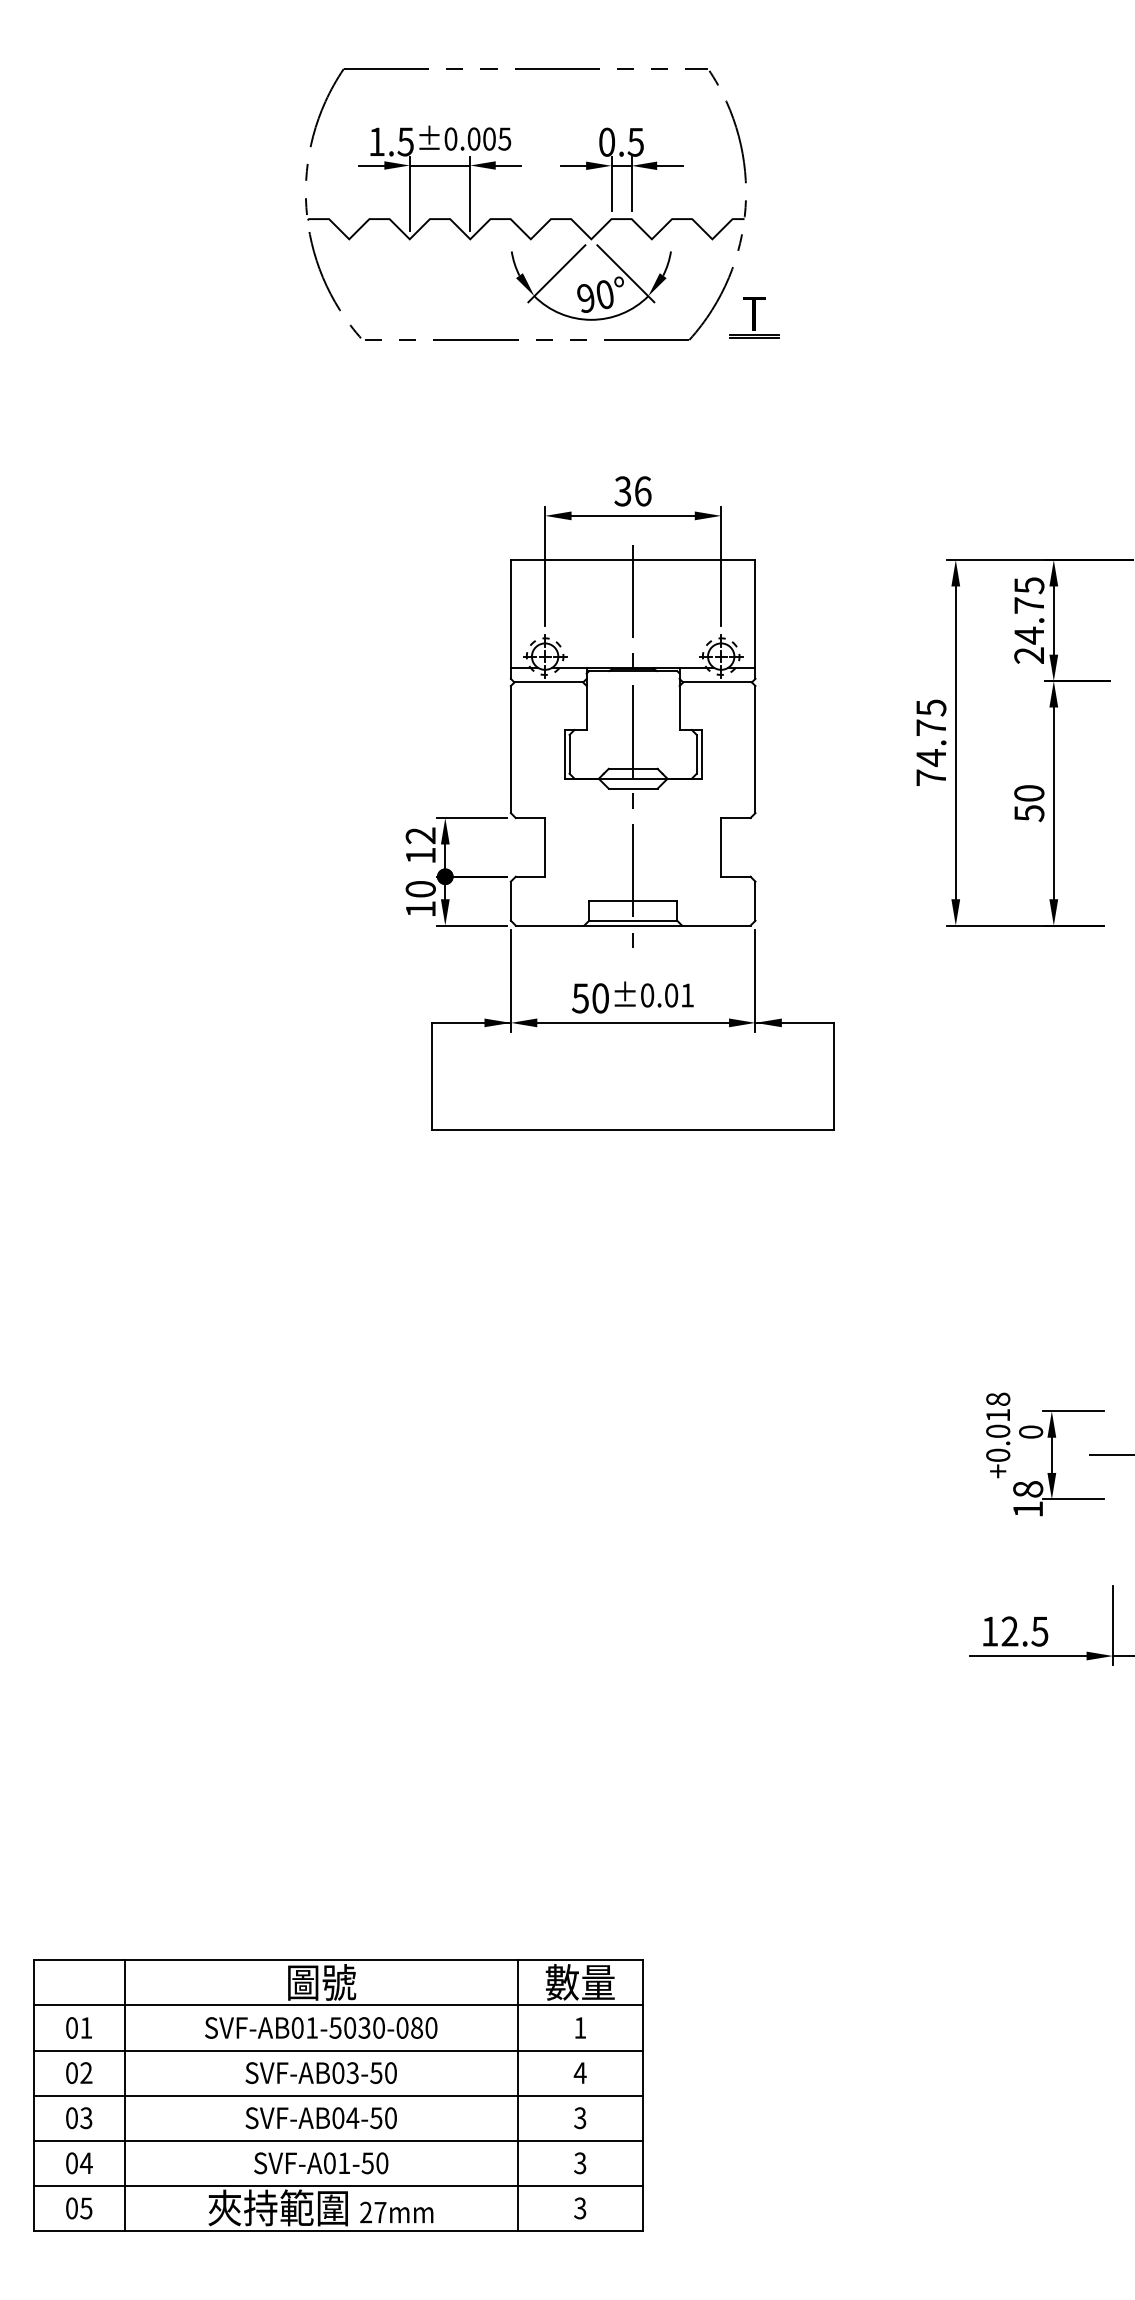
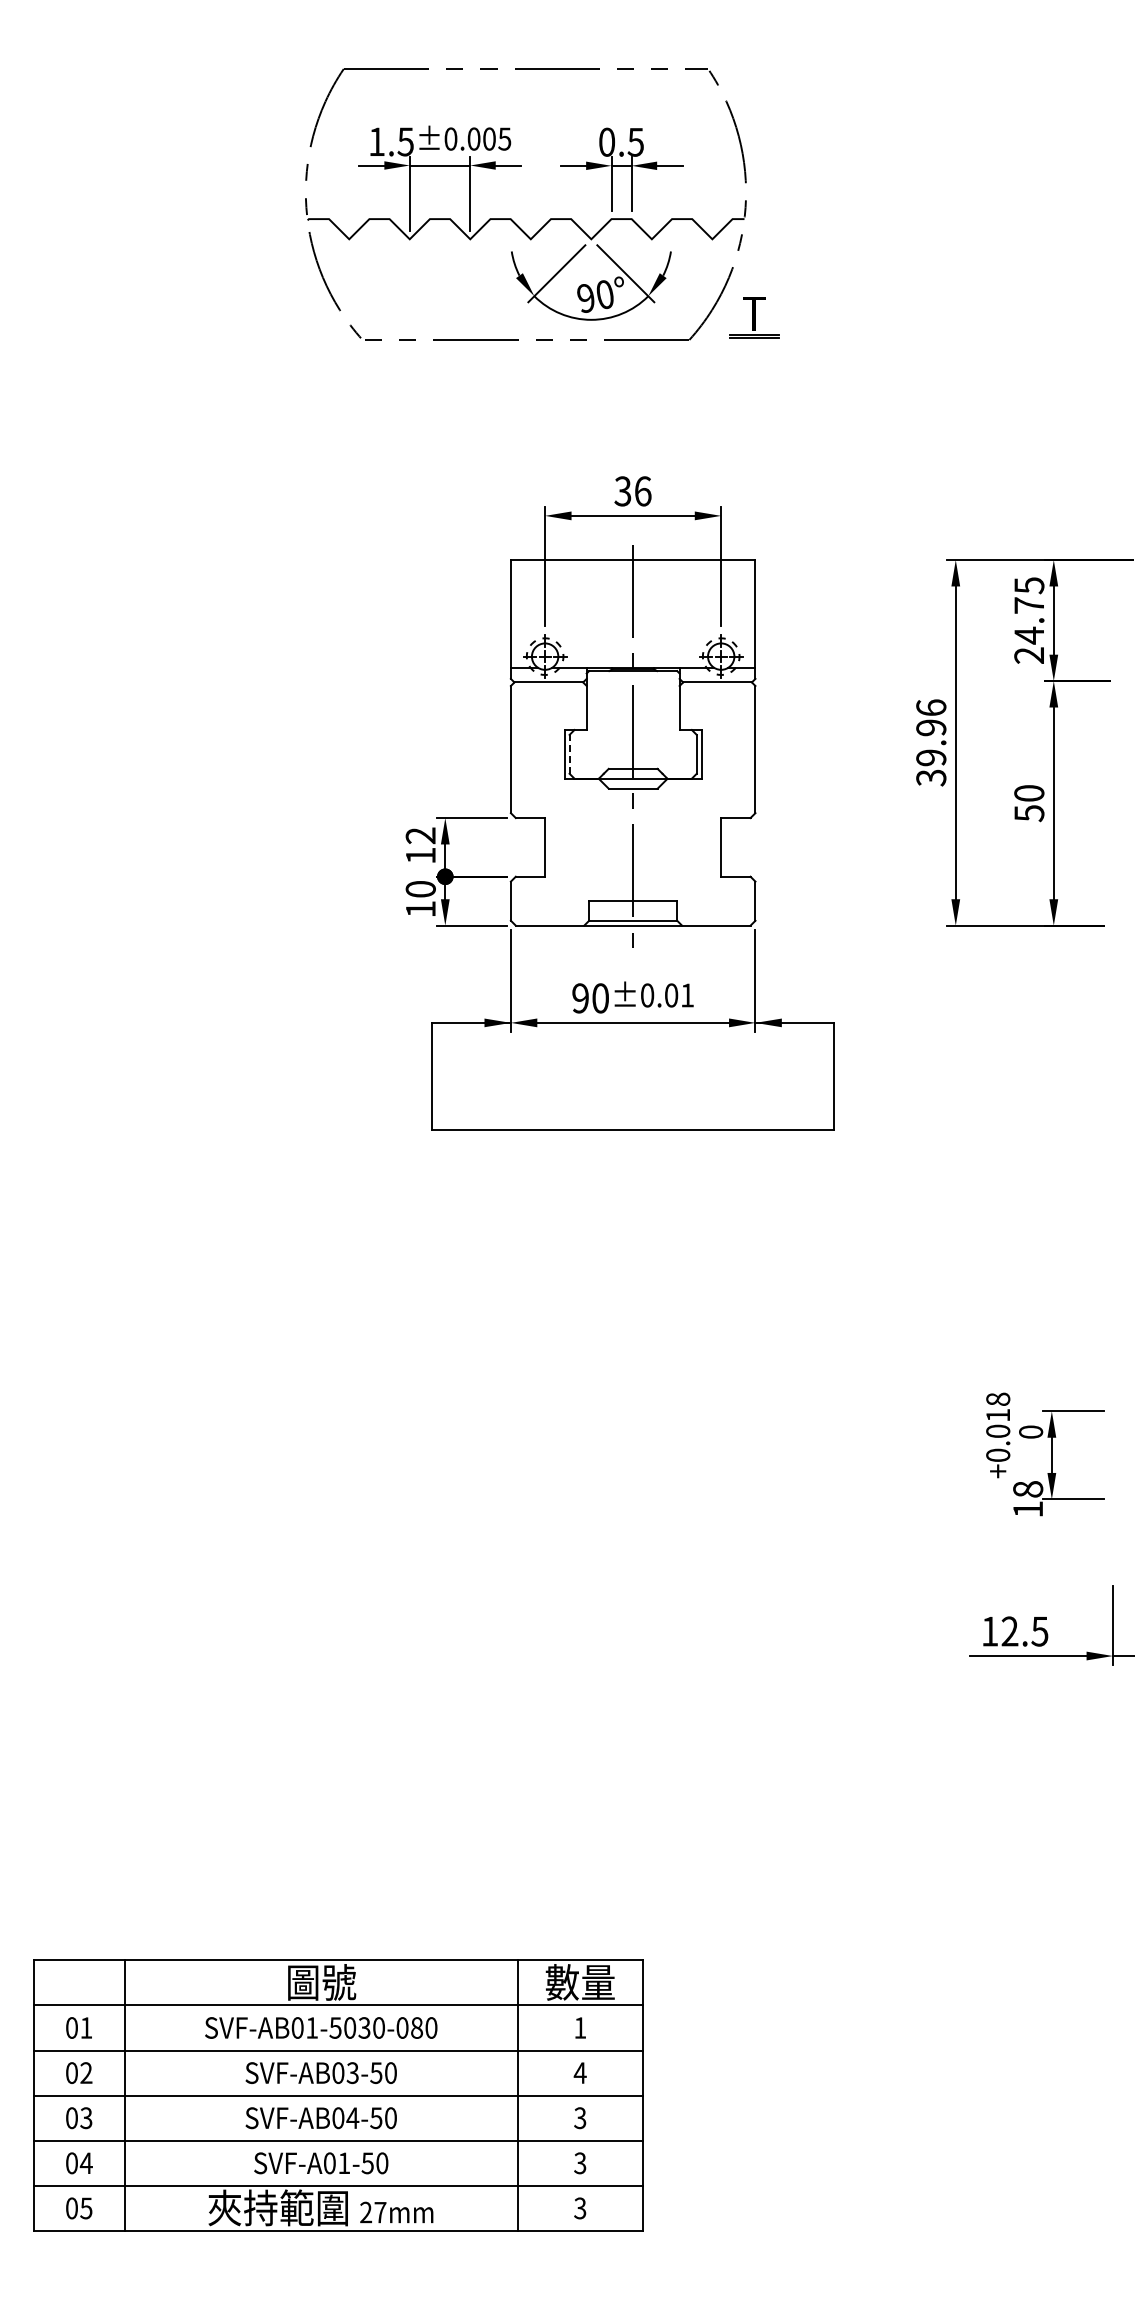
text: 74.75 -> 39.96 (931, 742)
line: solid -> dashed (569, 753)
text: 50 -> 90 (580, 998)
line: present -> none (1109, 1455)
